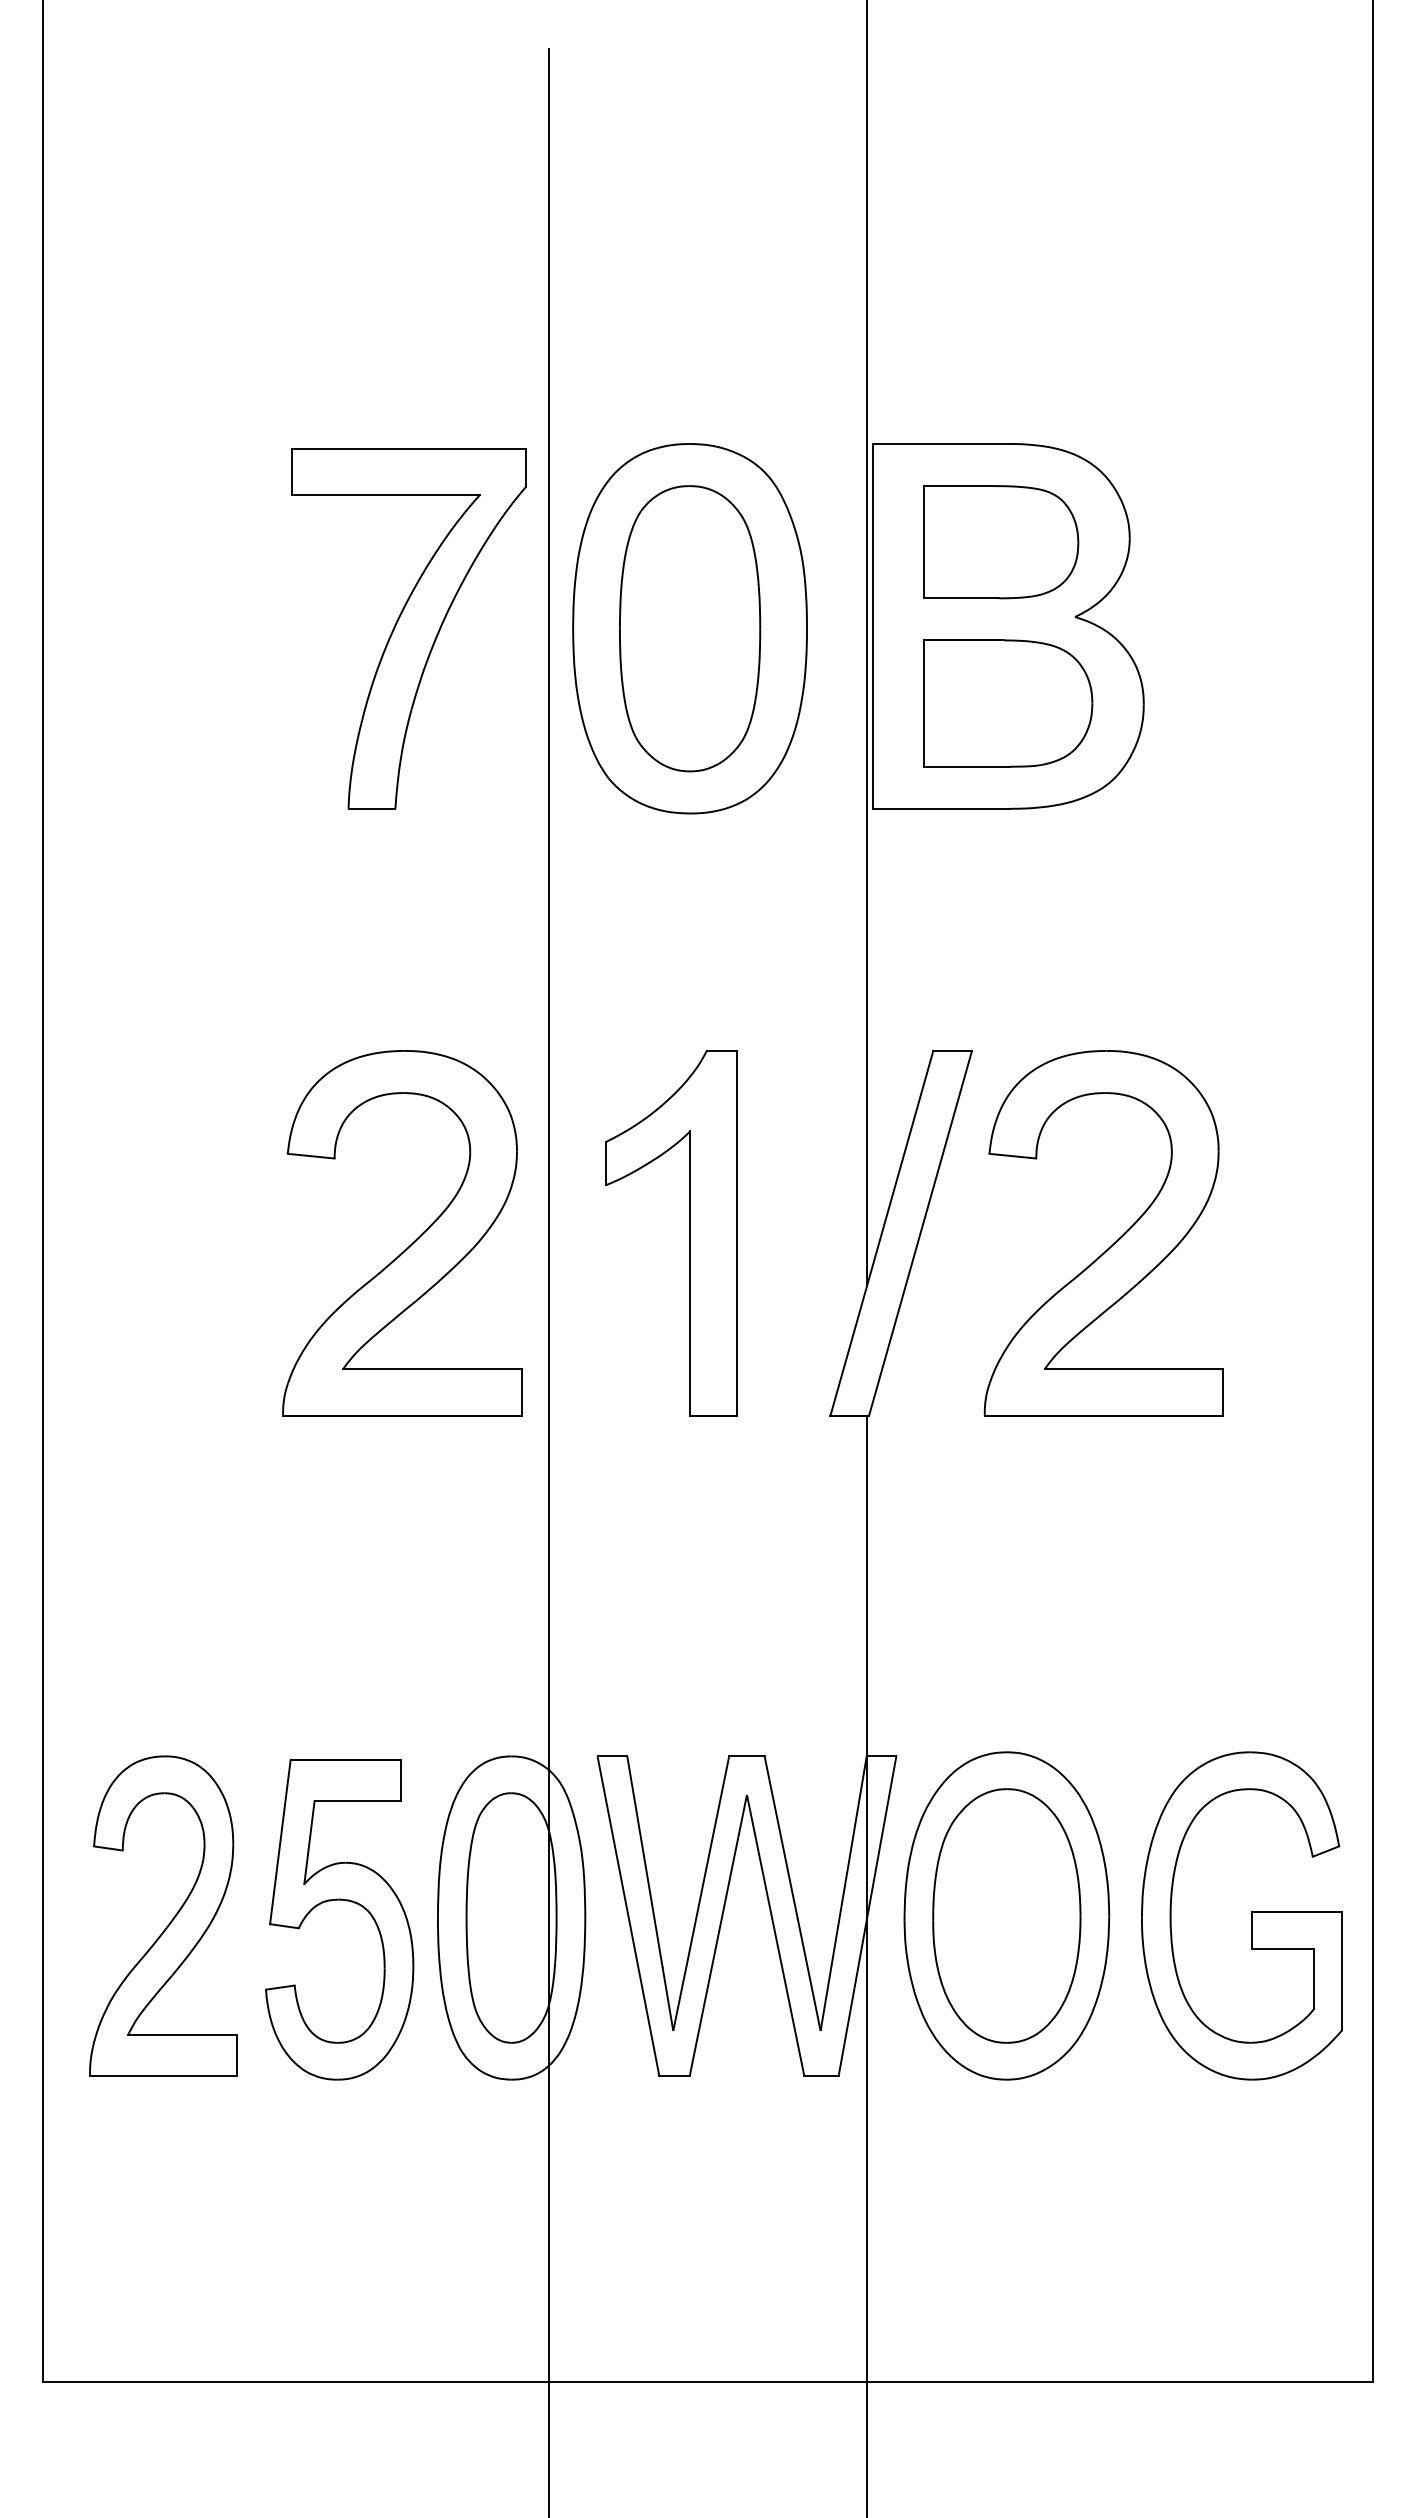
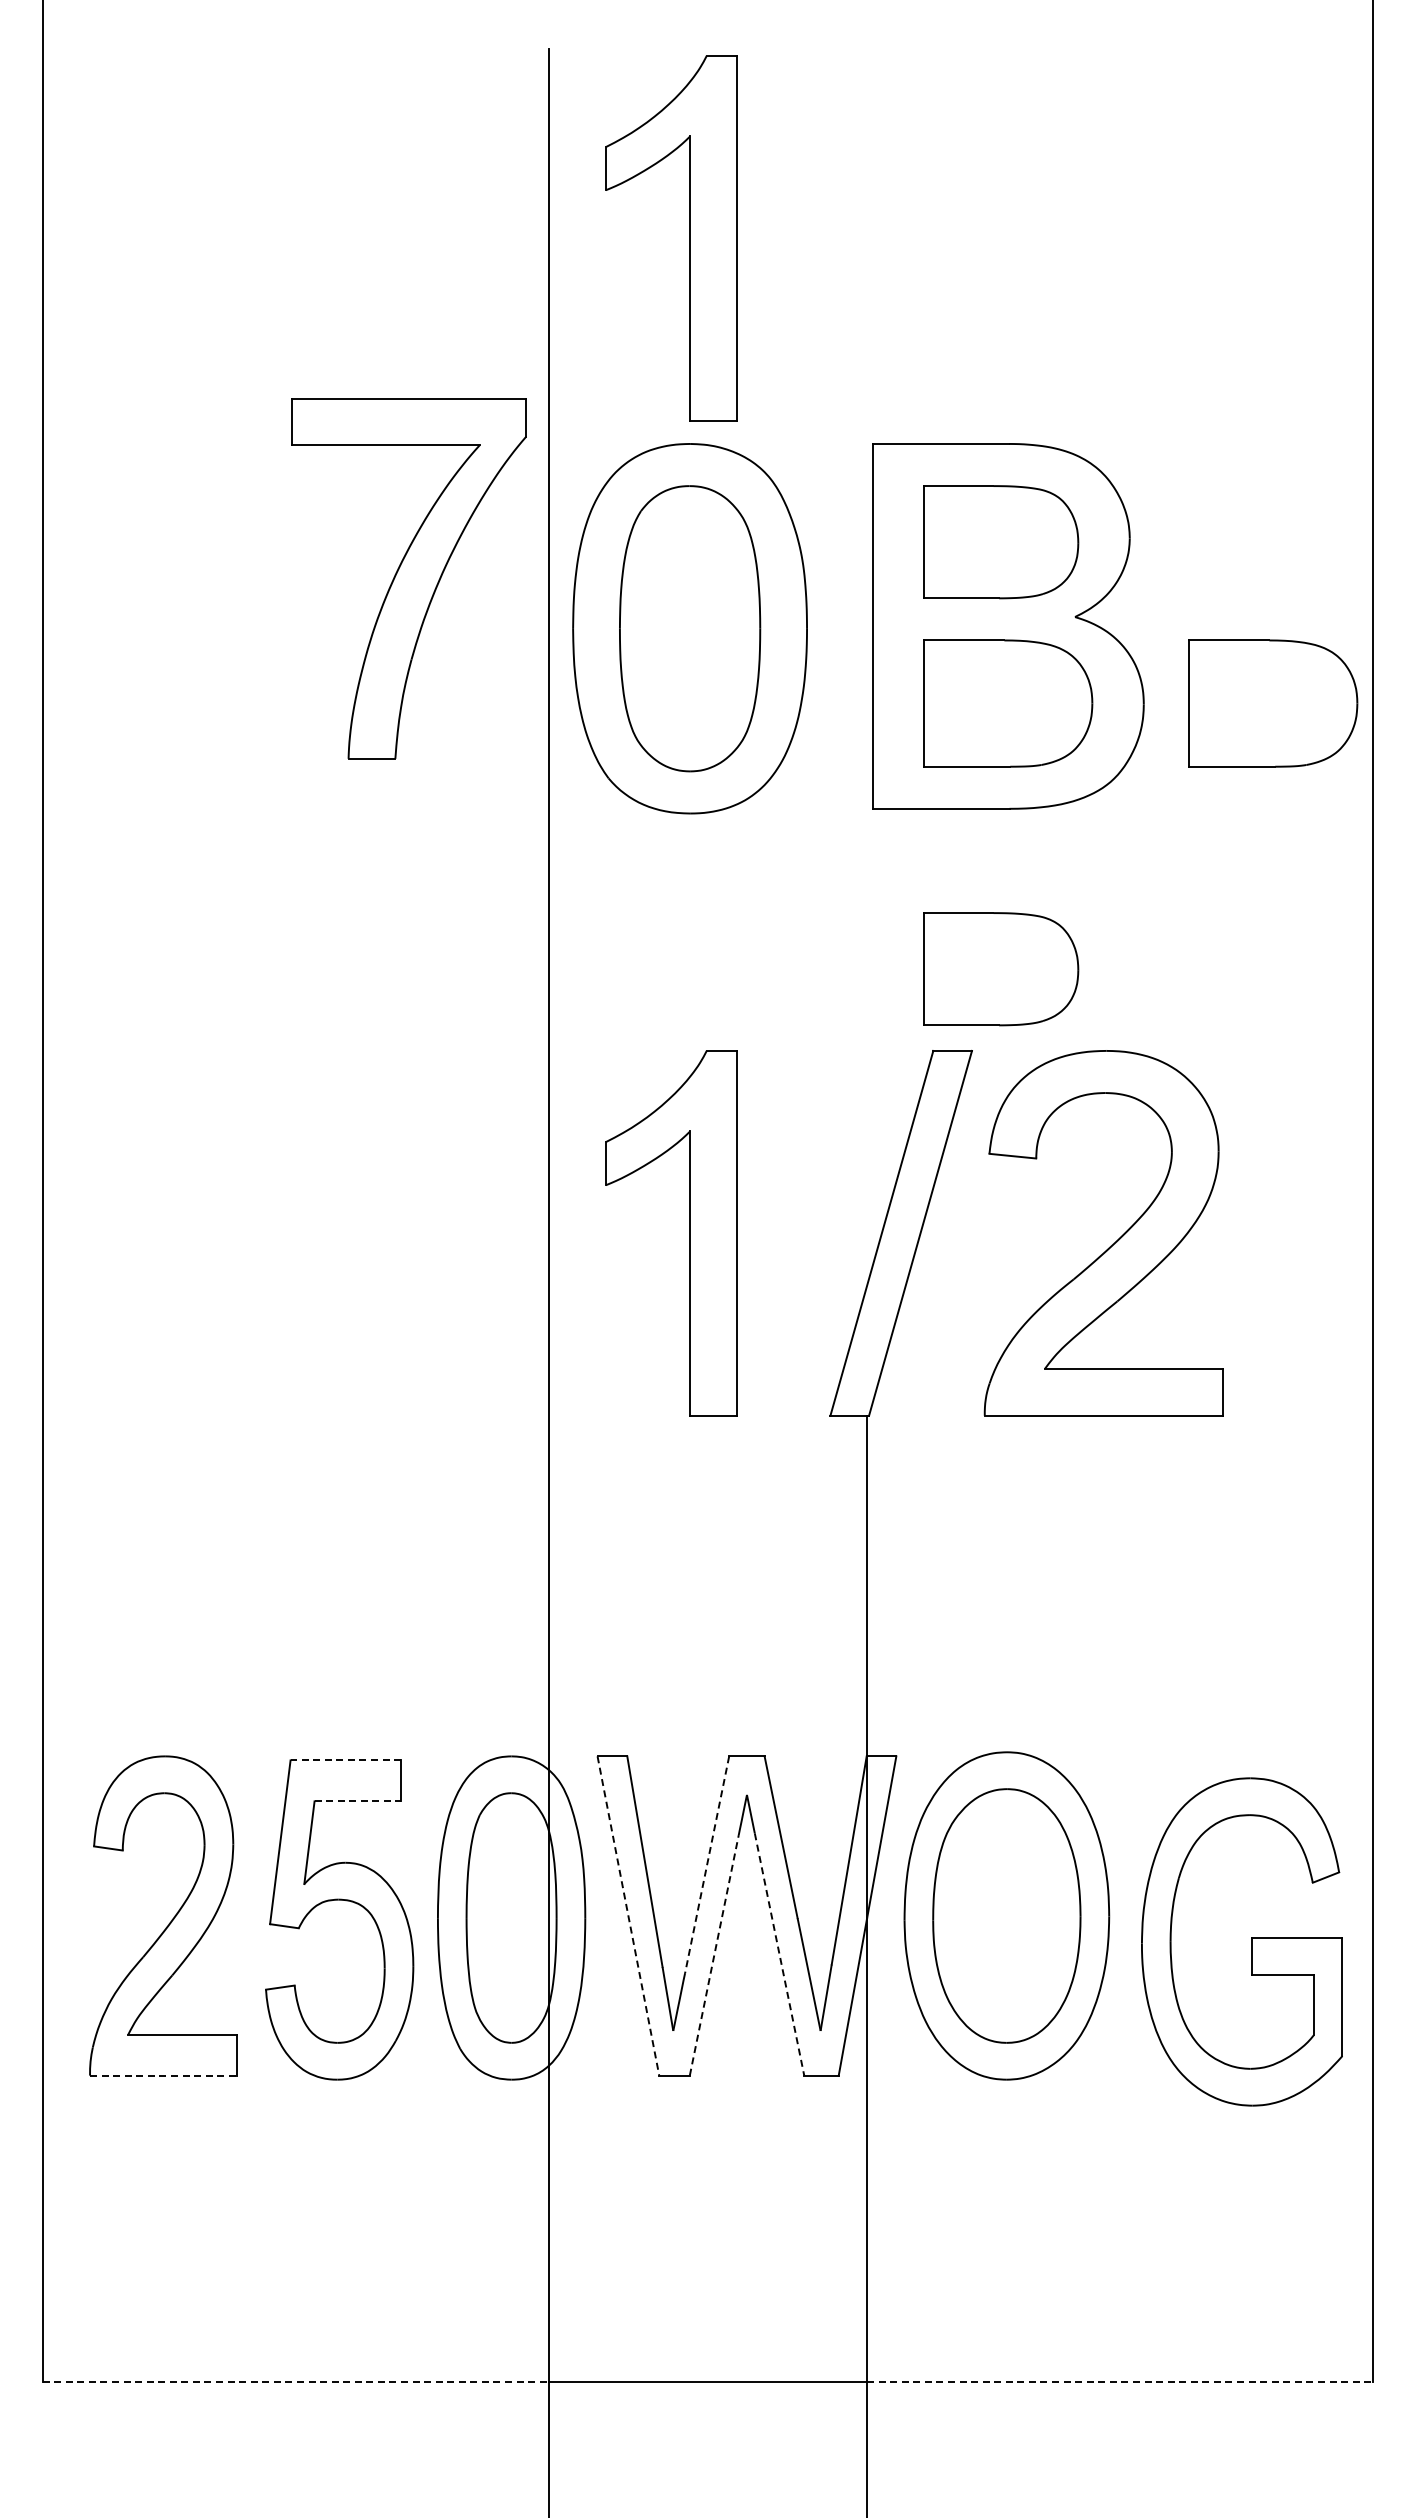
part: none -> present (689, 238)
part position: (408, 628) -> (408, 578) (408, 578)
line: present -> none (867, 643)
part: none -> present (1273, 703)
part: none -> present (1001, 969)
part: present -> none (412, 1242)
line: solid -> dashed (345, 1760)
line: solid -> dashed (358, 1801)
line: solid -> dashed (707, 1864)
line: solid -> dashed (628, 1915)
part position: (1251, 1915) -> (1251, 1941) (1251, 1941)
line: solid -> dashed (779, 1954)
line: solid -> dashed (714, 1955)
line: solid -> dashed (163, 2075)
line: solid -> dashed (296, 2381)
line: solid -> dashed (1120, 2381)
